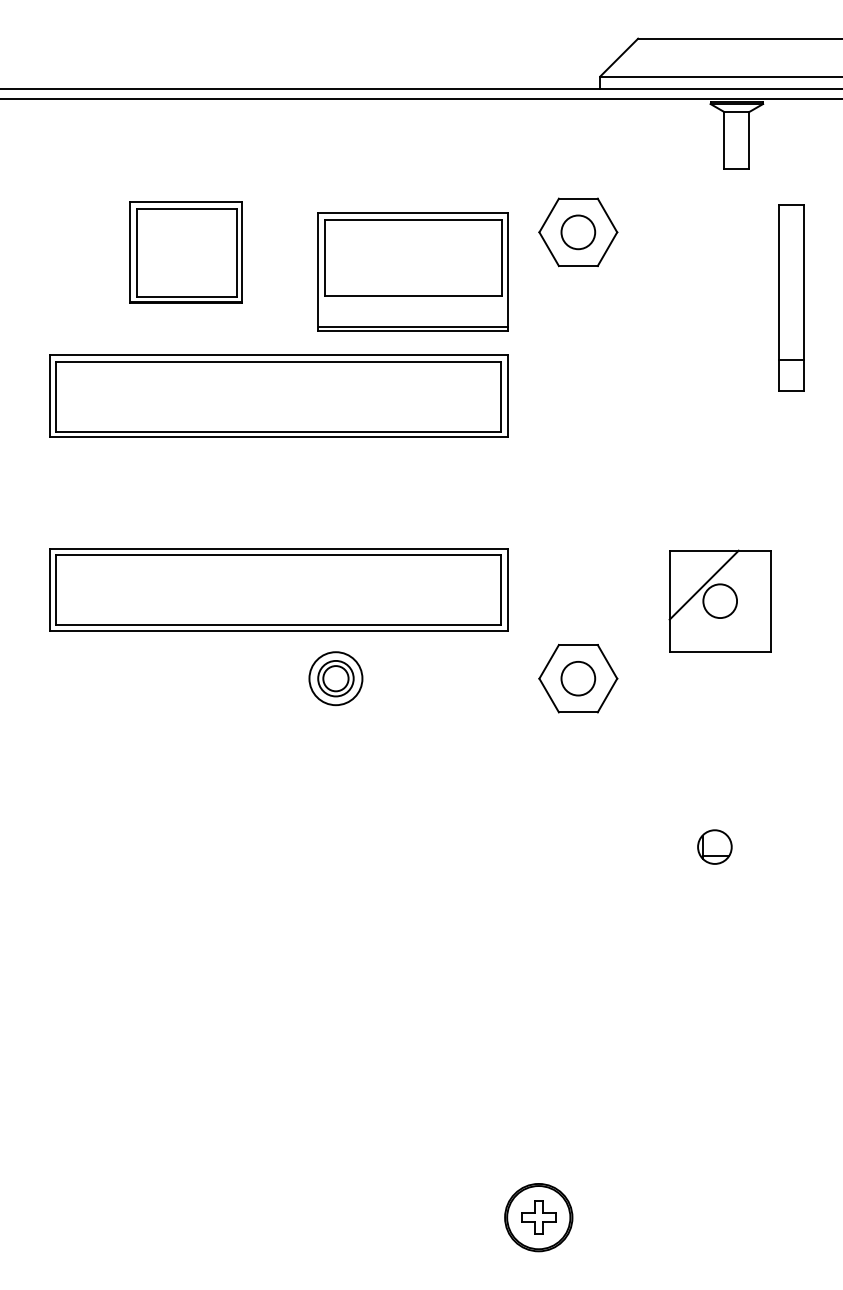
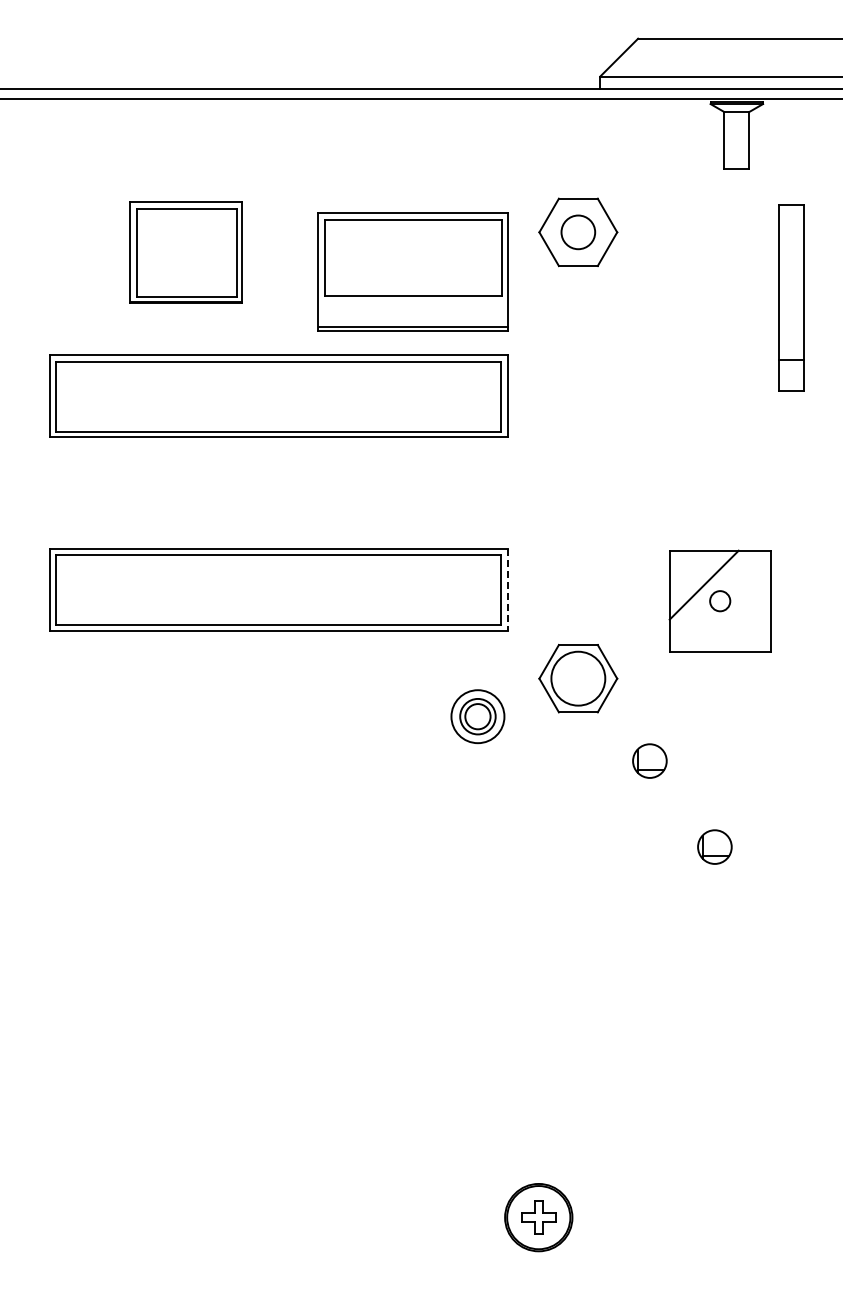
line: solid -> dashed (507, 590)
circle diameter: 34 px -> 20 px (720, 601)
part position: (335, 678) -> (477, 716) (477, 716)
circle diameter: 34 px -> 54 px (578, 678)
part: none -> present (649, 760)
